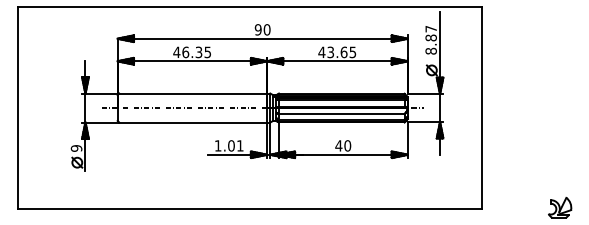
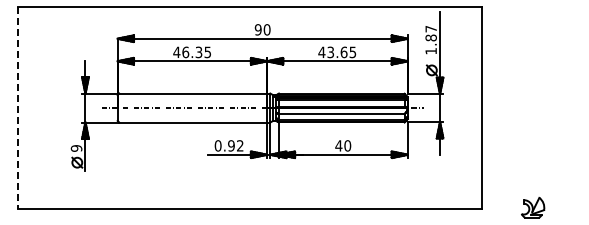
text: 8.87 -> 1.87 (430, 50)
line: solid -> dashed (17, 108)
text: 1.01 -> 0.92 (228, 145)
part position: (560, 207) -> (533, 207) (533, 207)
